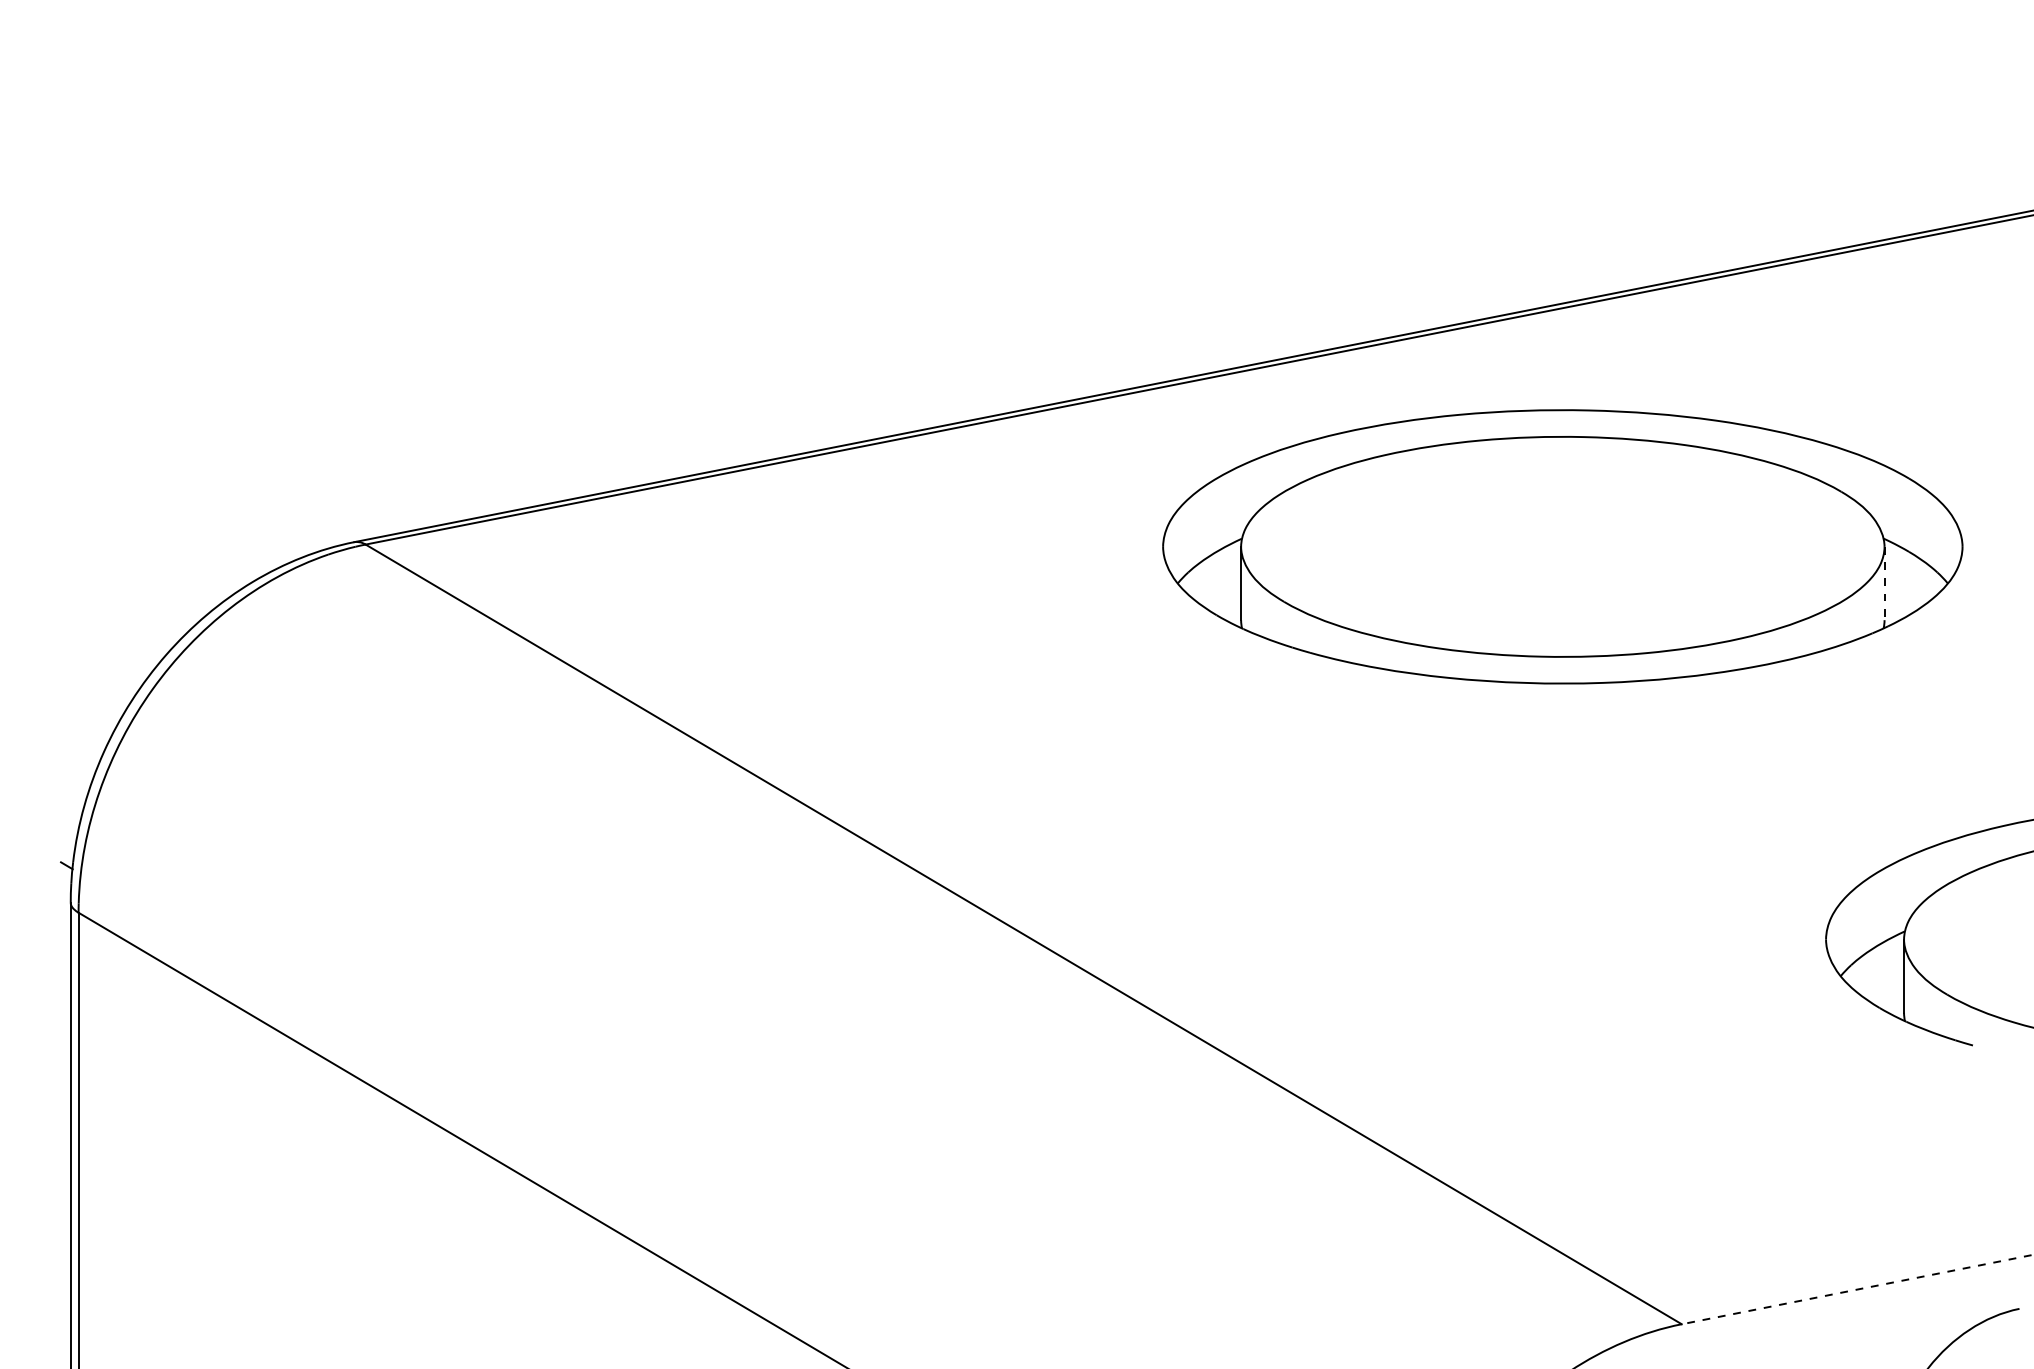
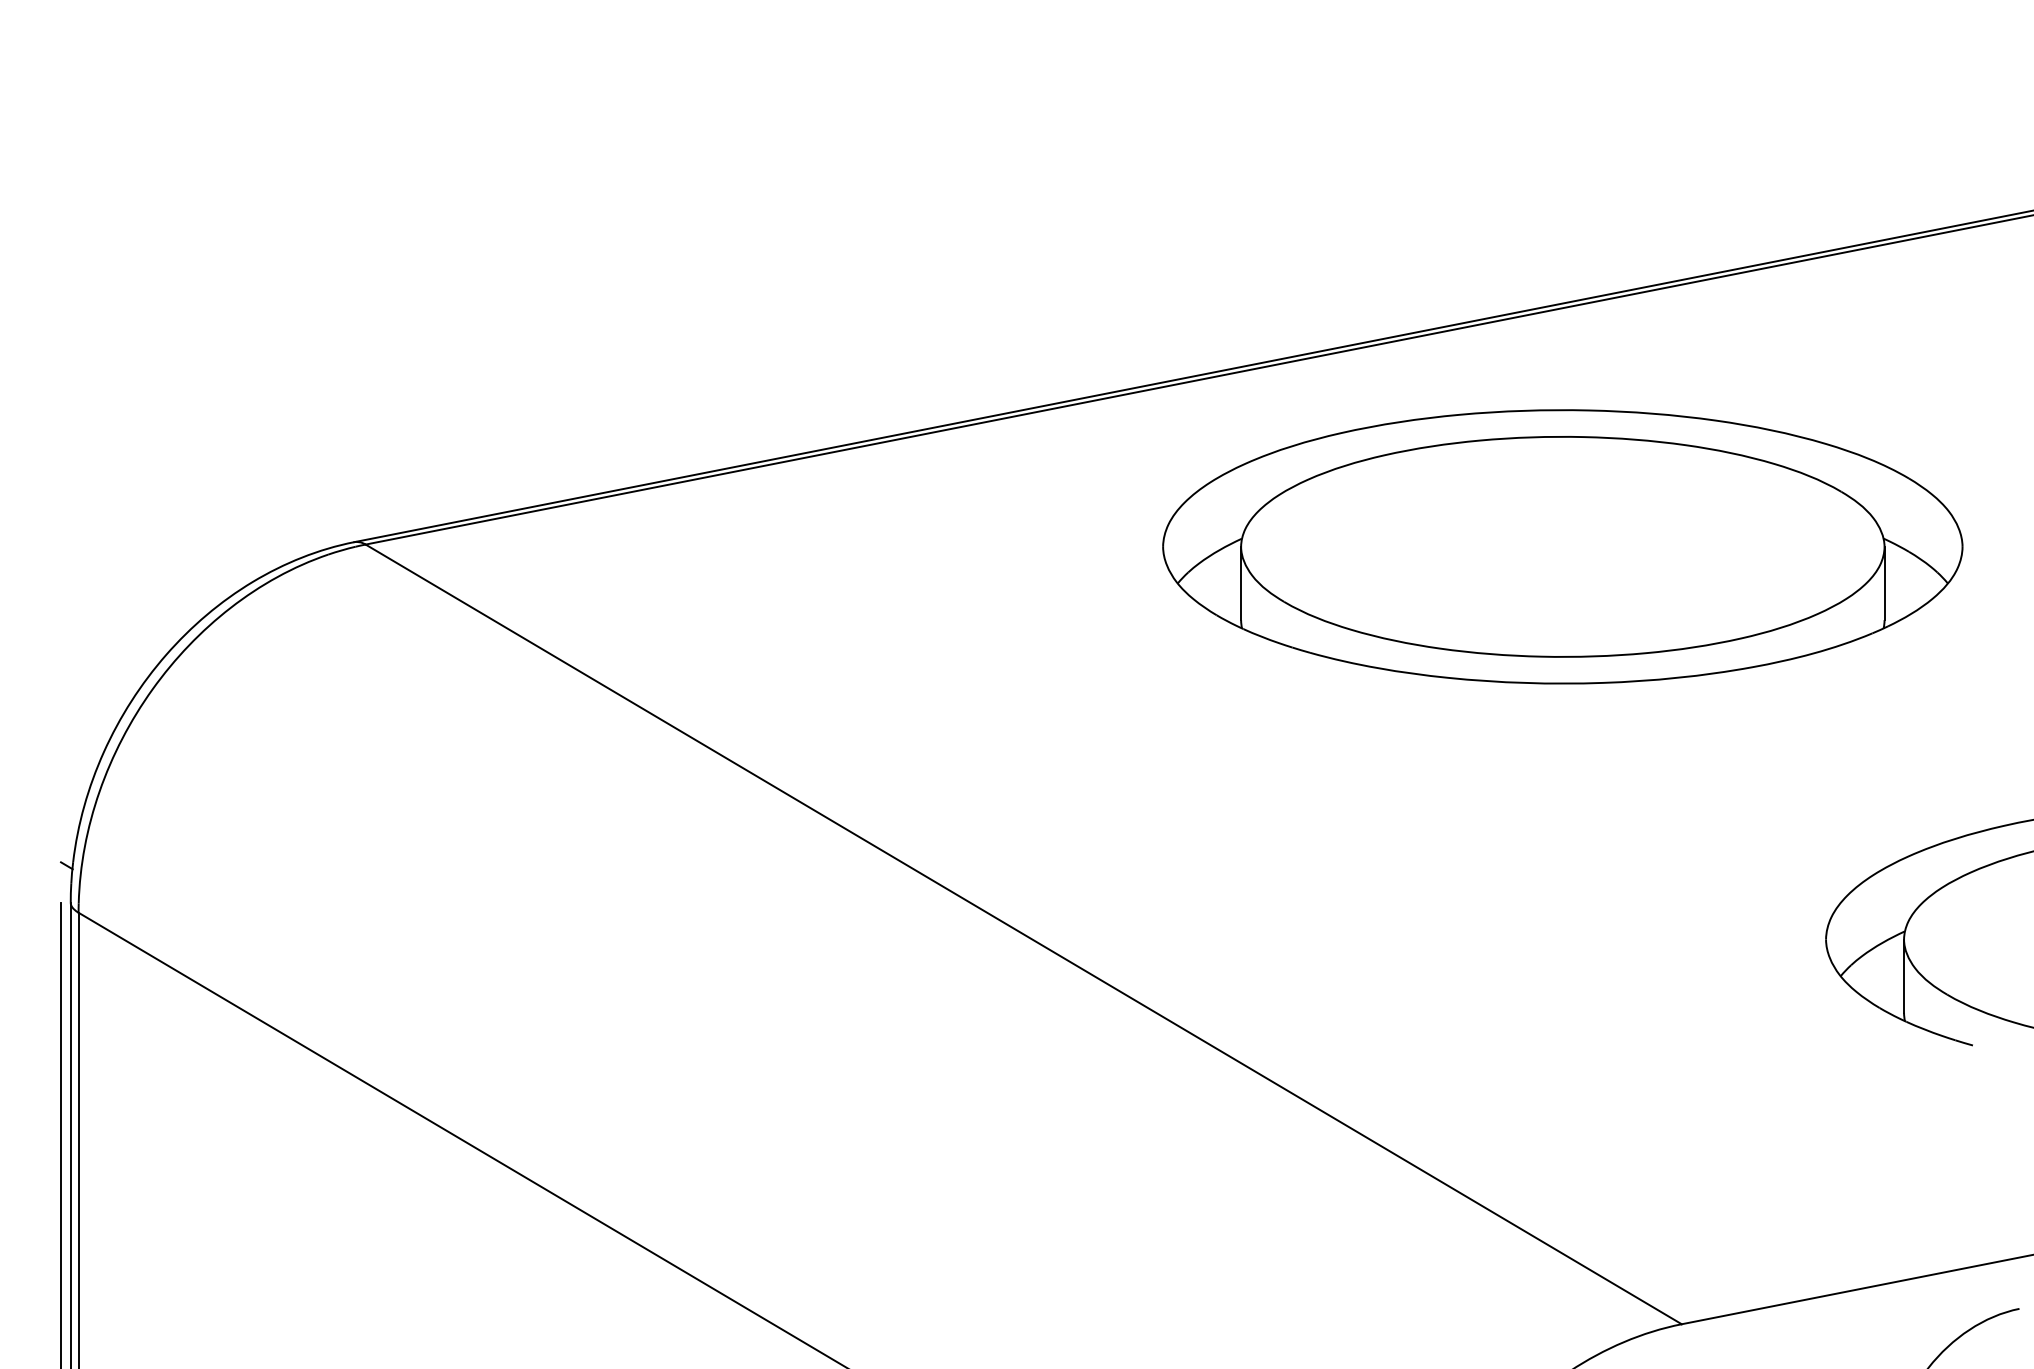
line: dashed -> solid (1884, 583)
line: none -> present (61, 1133)
line: dashed -> solid (1856, 1289)
